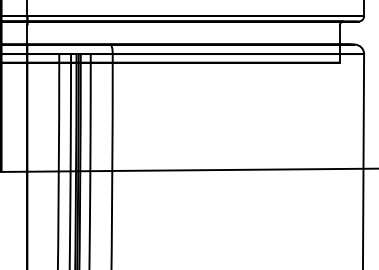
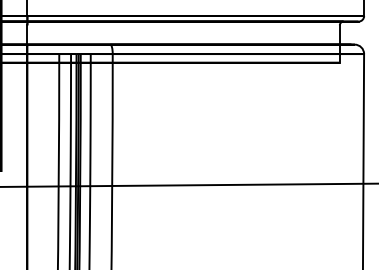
line position: (188, 169) -> (188, 184) (188, 184)
